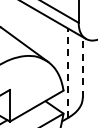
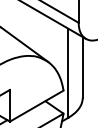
line: dashed -> solid (82, 66)
line: dashed -> solid (68, 73)
